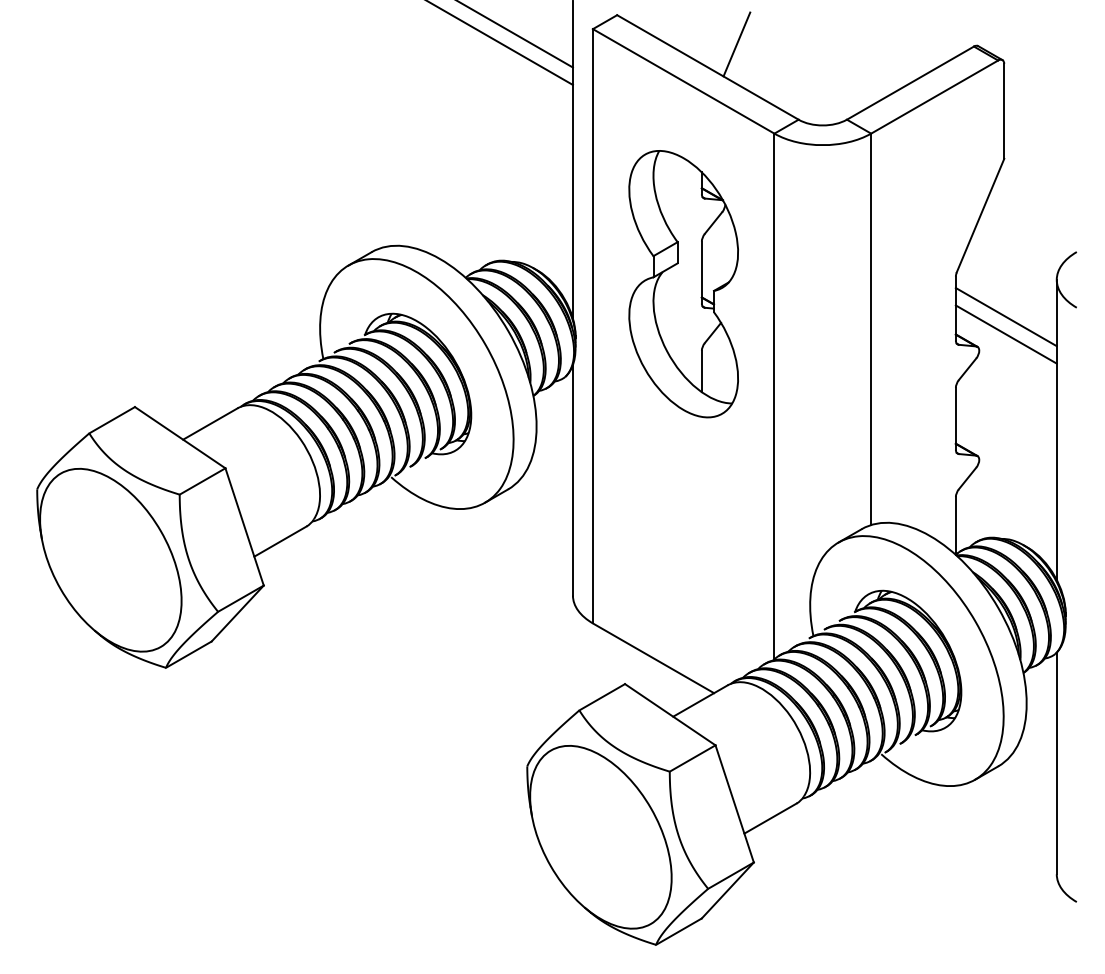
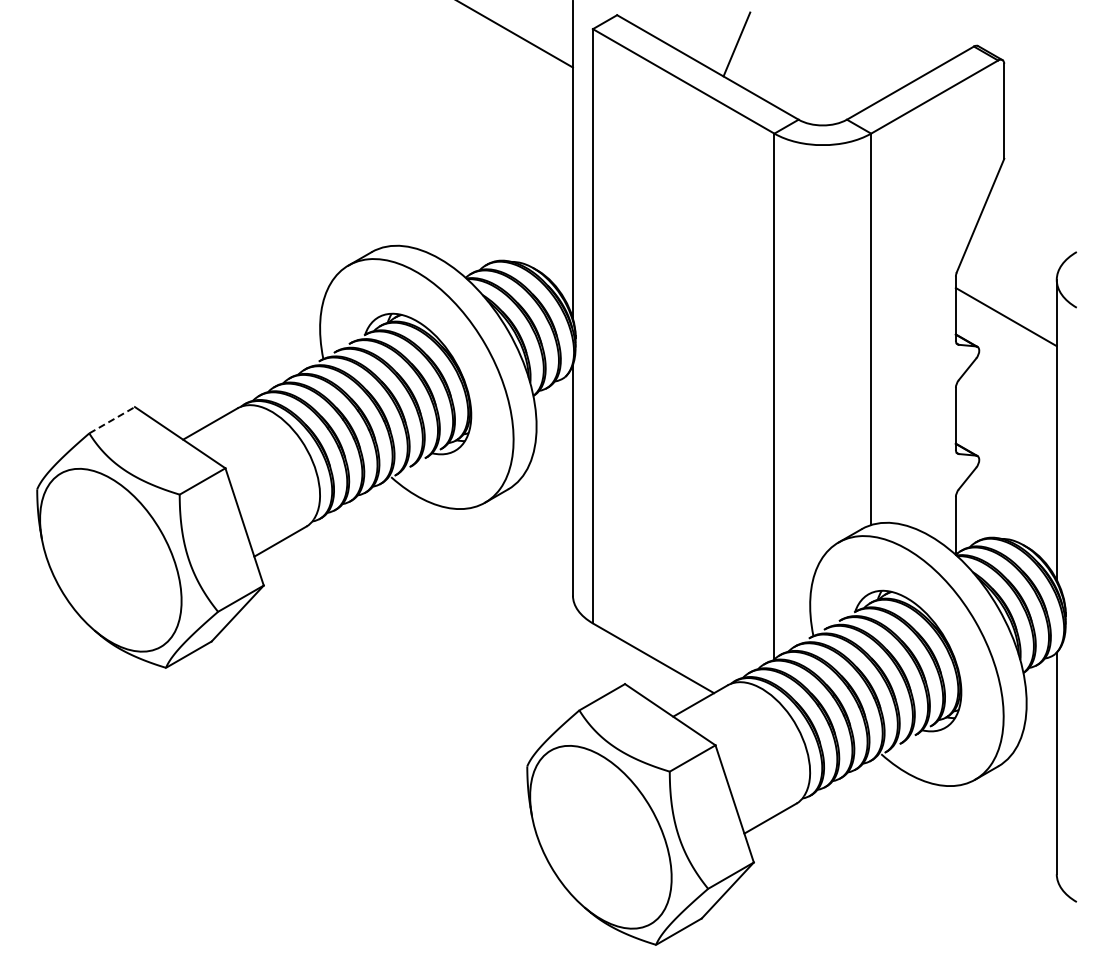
line: present -> none (500, 43)
part: present -> none (683, 284)
line: present -> none (1005, 334)
line: solid -> dashed (112, 420)
